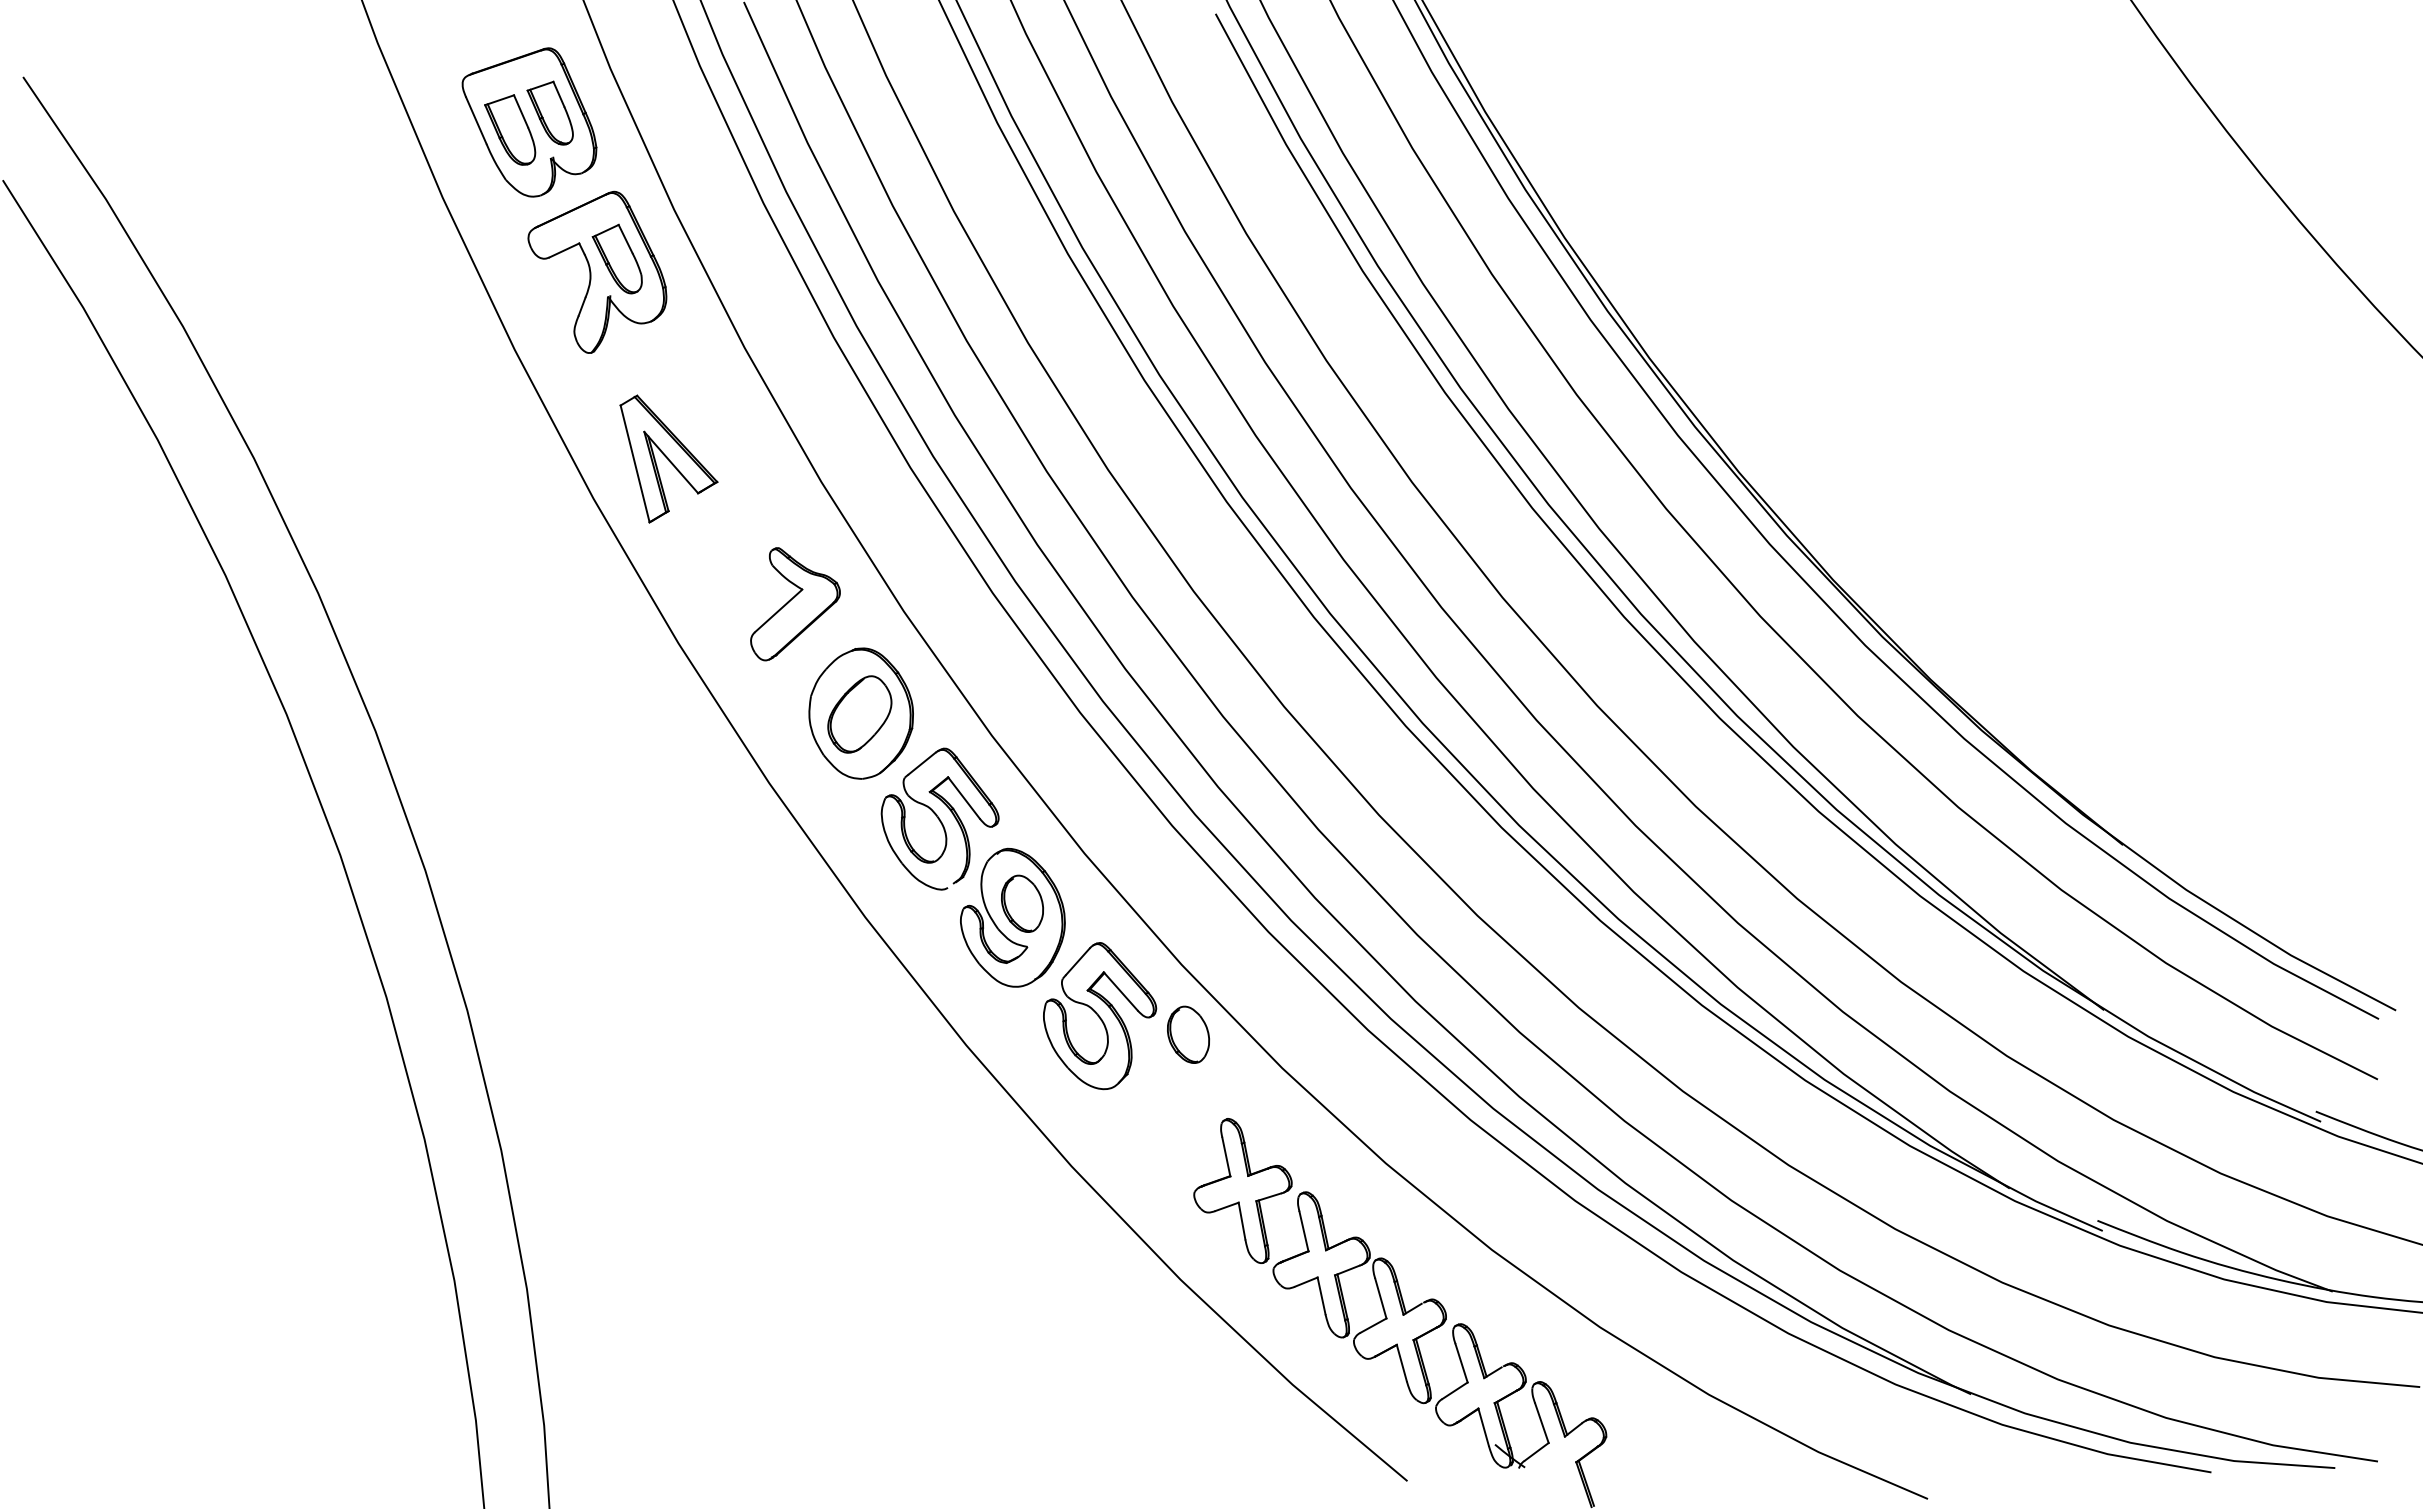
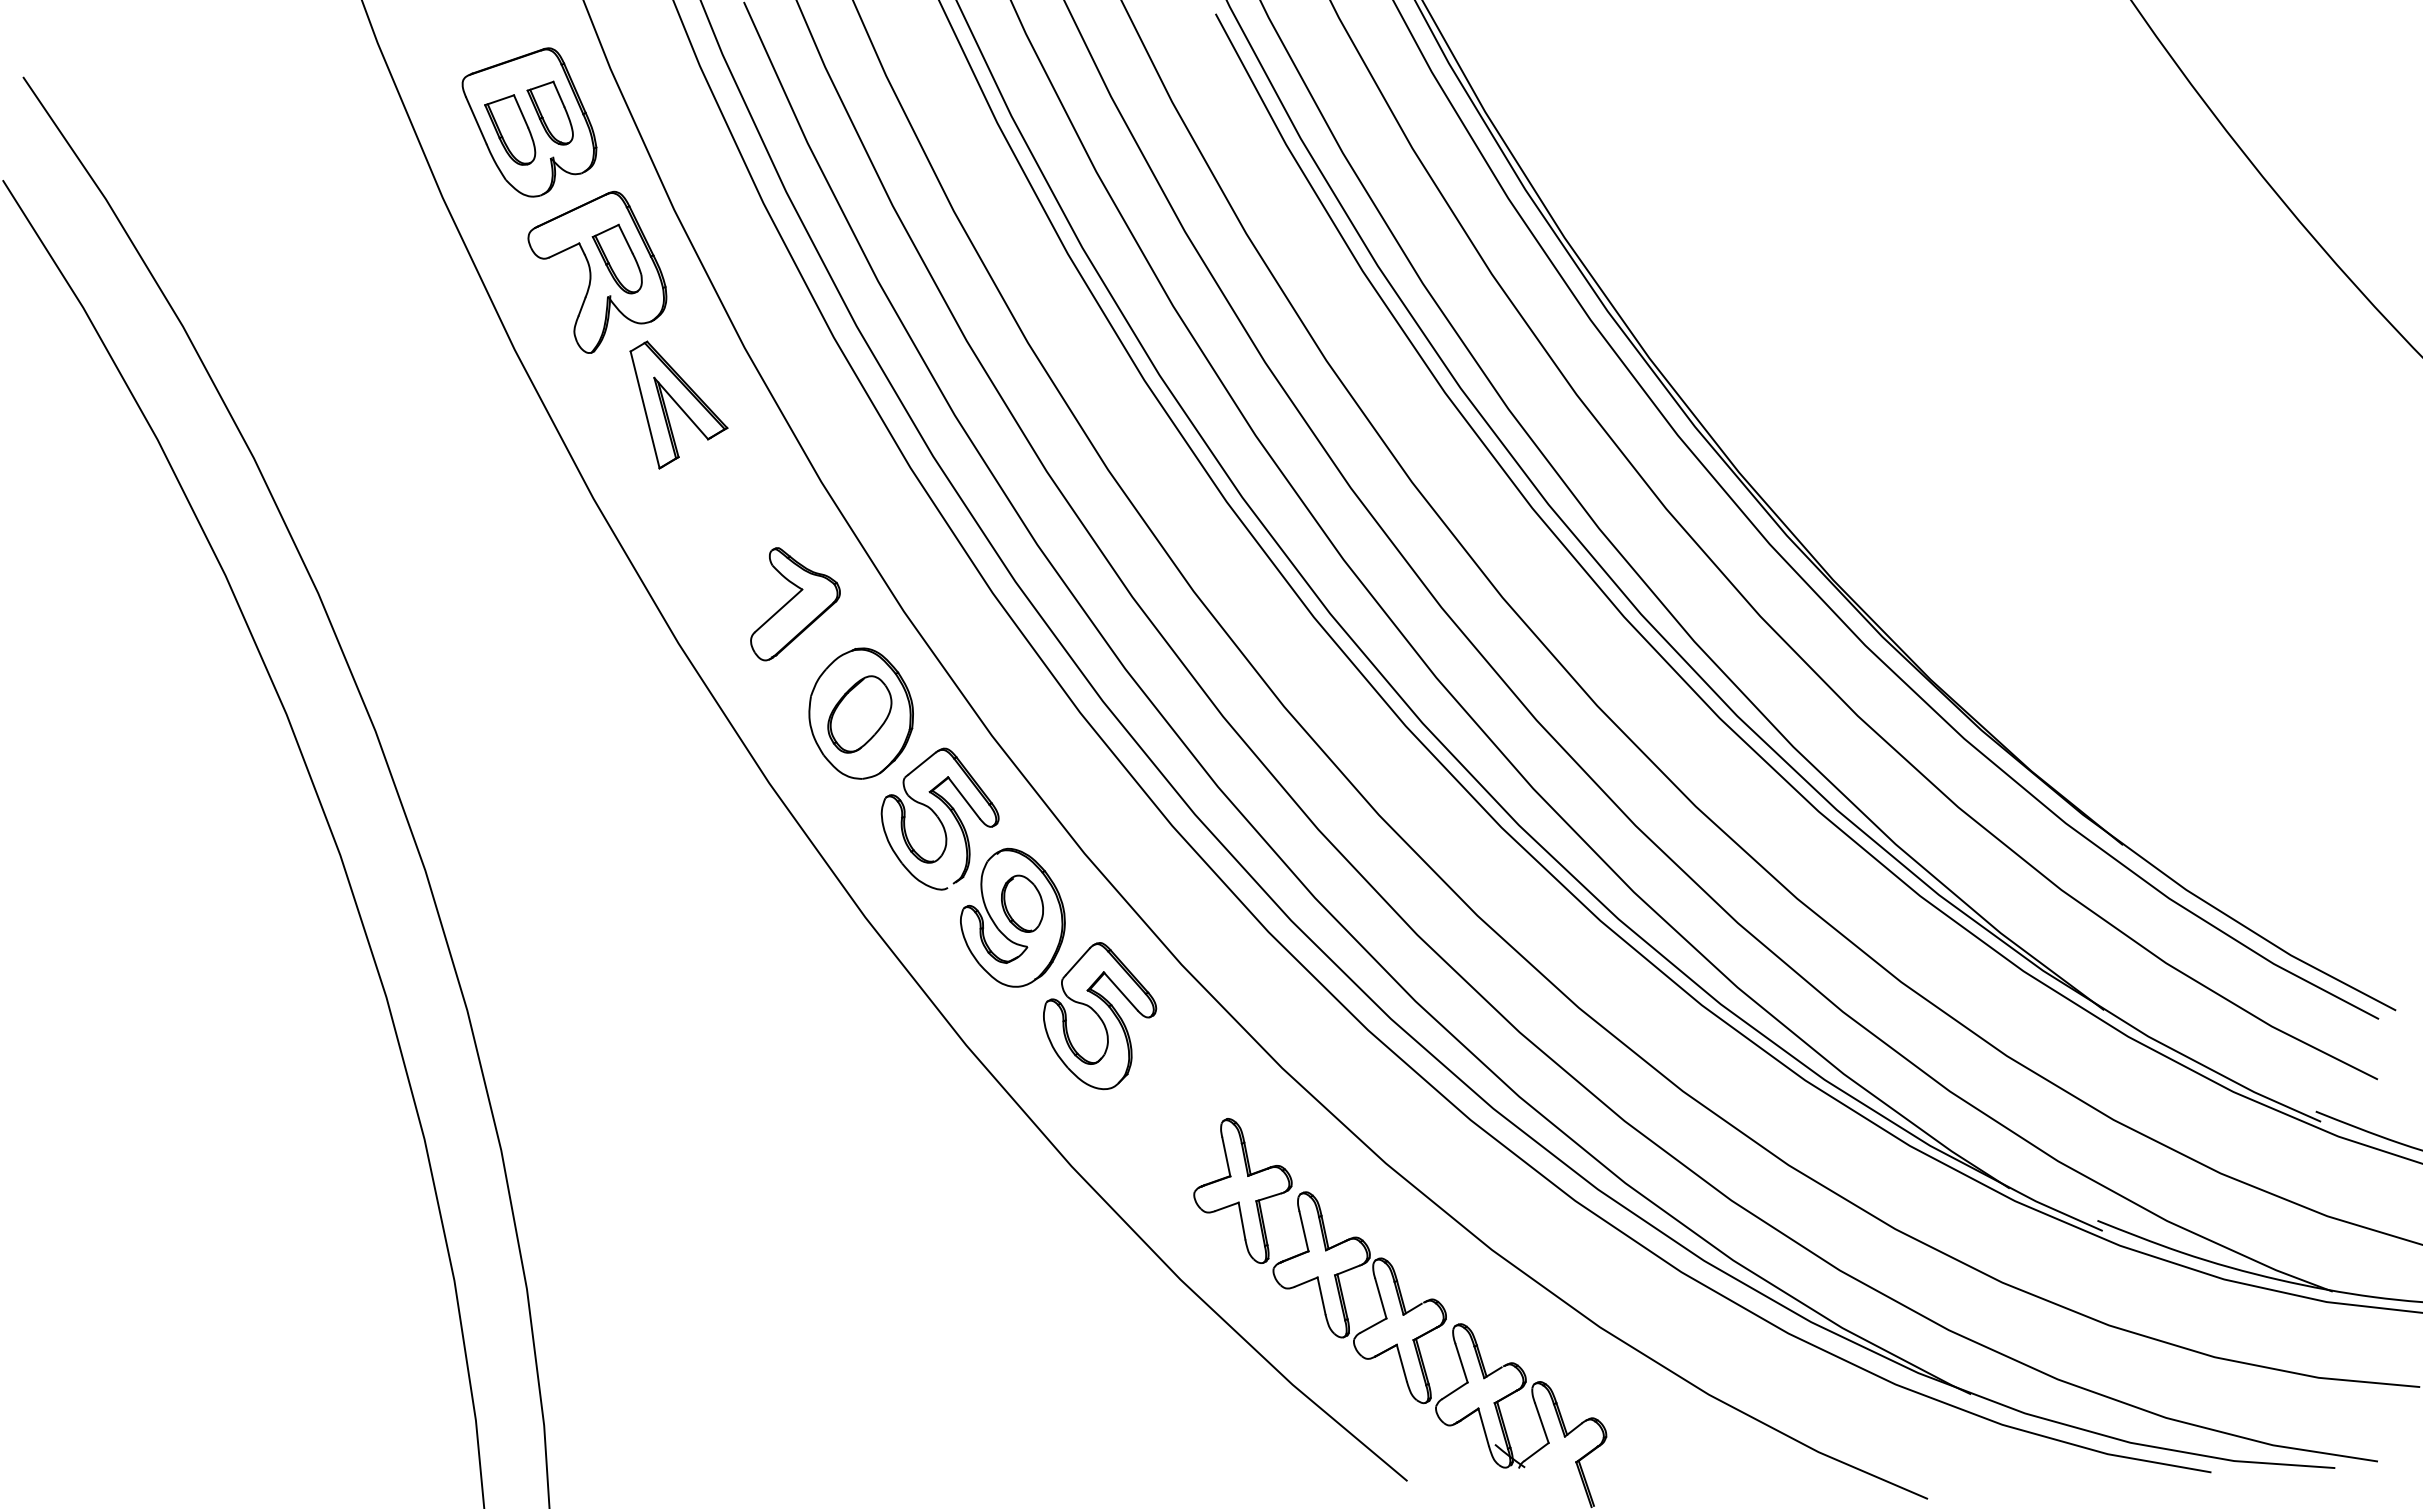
part position: (668, 458) -> (678, 404) (678, 404)
part: present -> none (1188, 1034)
